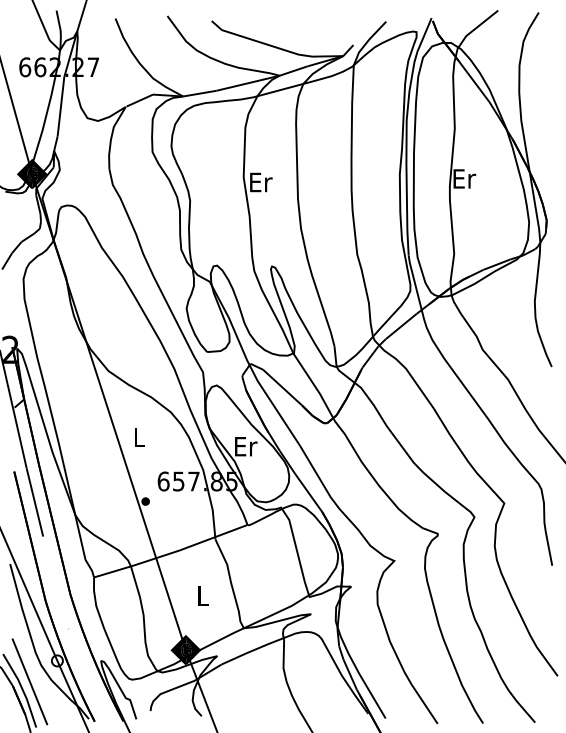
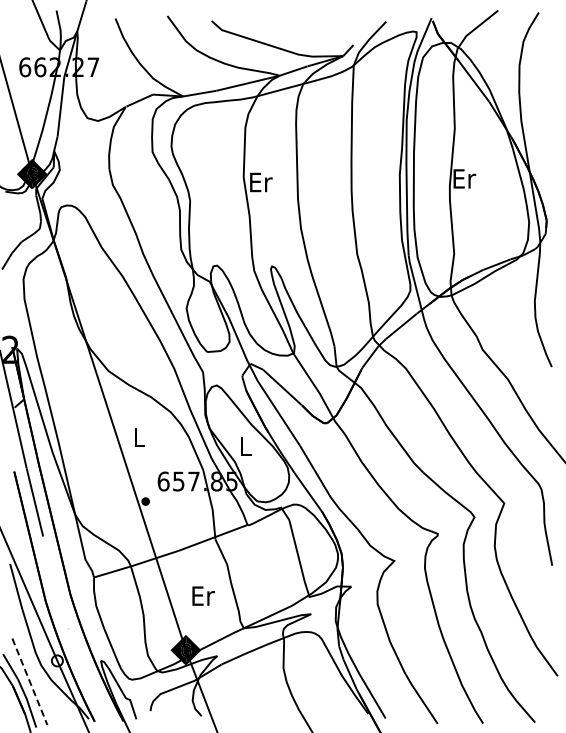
text: Er -> L (246, 446)
text: L -> Er (203, 595)
line: solid -> dashed (29, 681)
